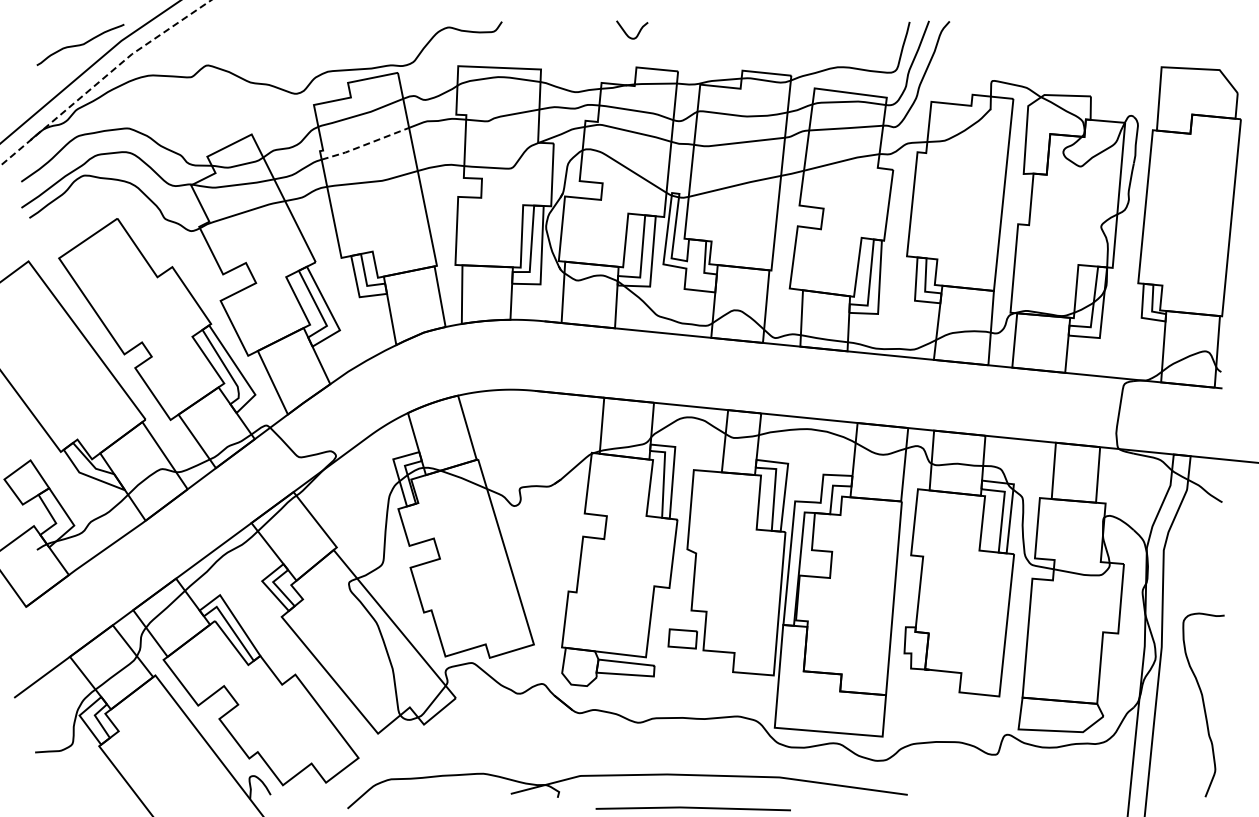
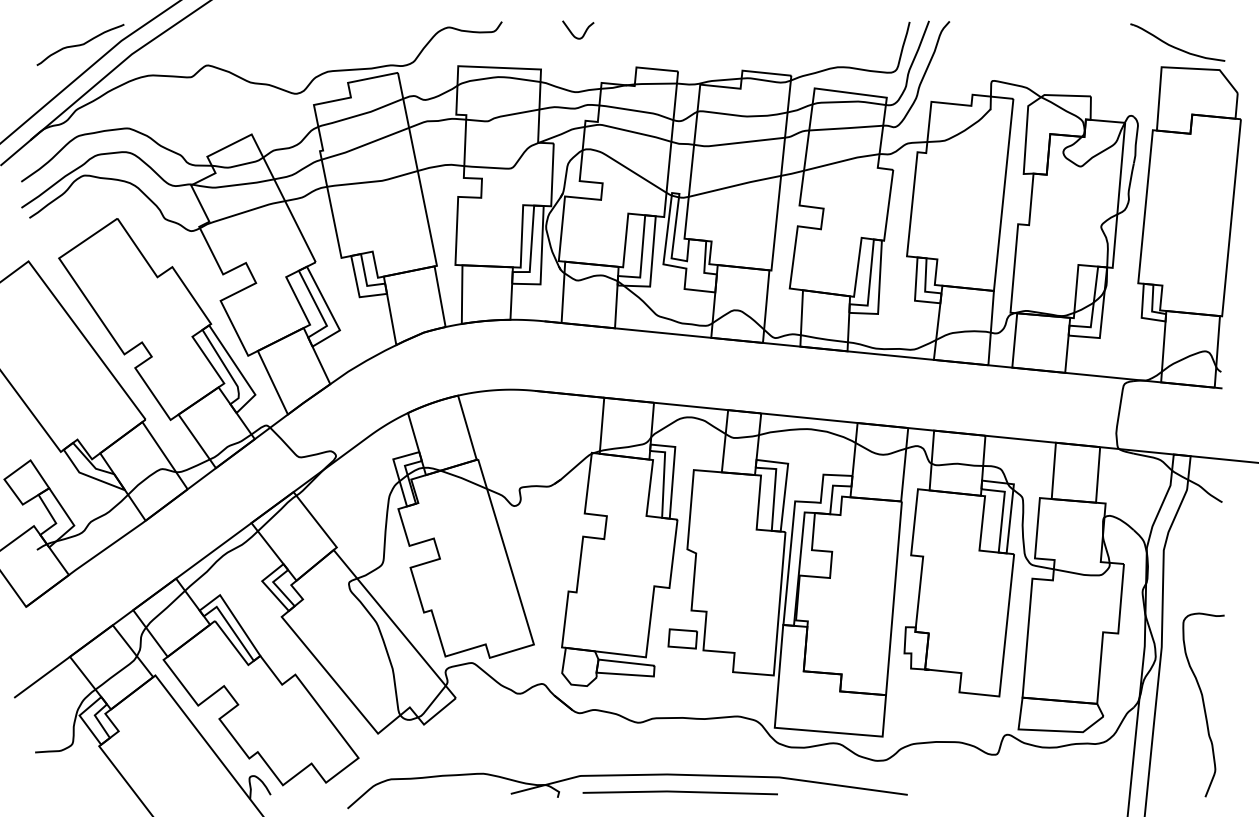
curve position: (638, 31) -> (584, 31) (584, 31)
part: none -> present (1177, 42)
line: dashed -> solid (103, 78)
line: dashed -> solid (365, 144)
line position: (692, 808) -> (679, 792) (679, 792)
